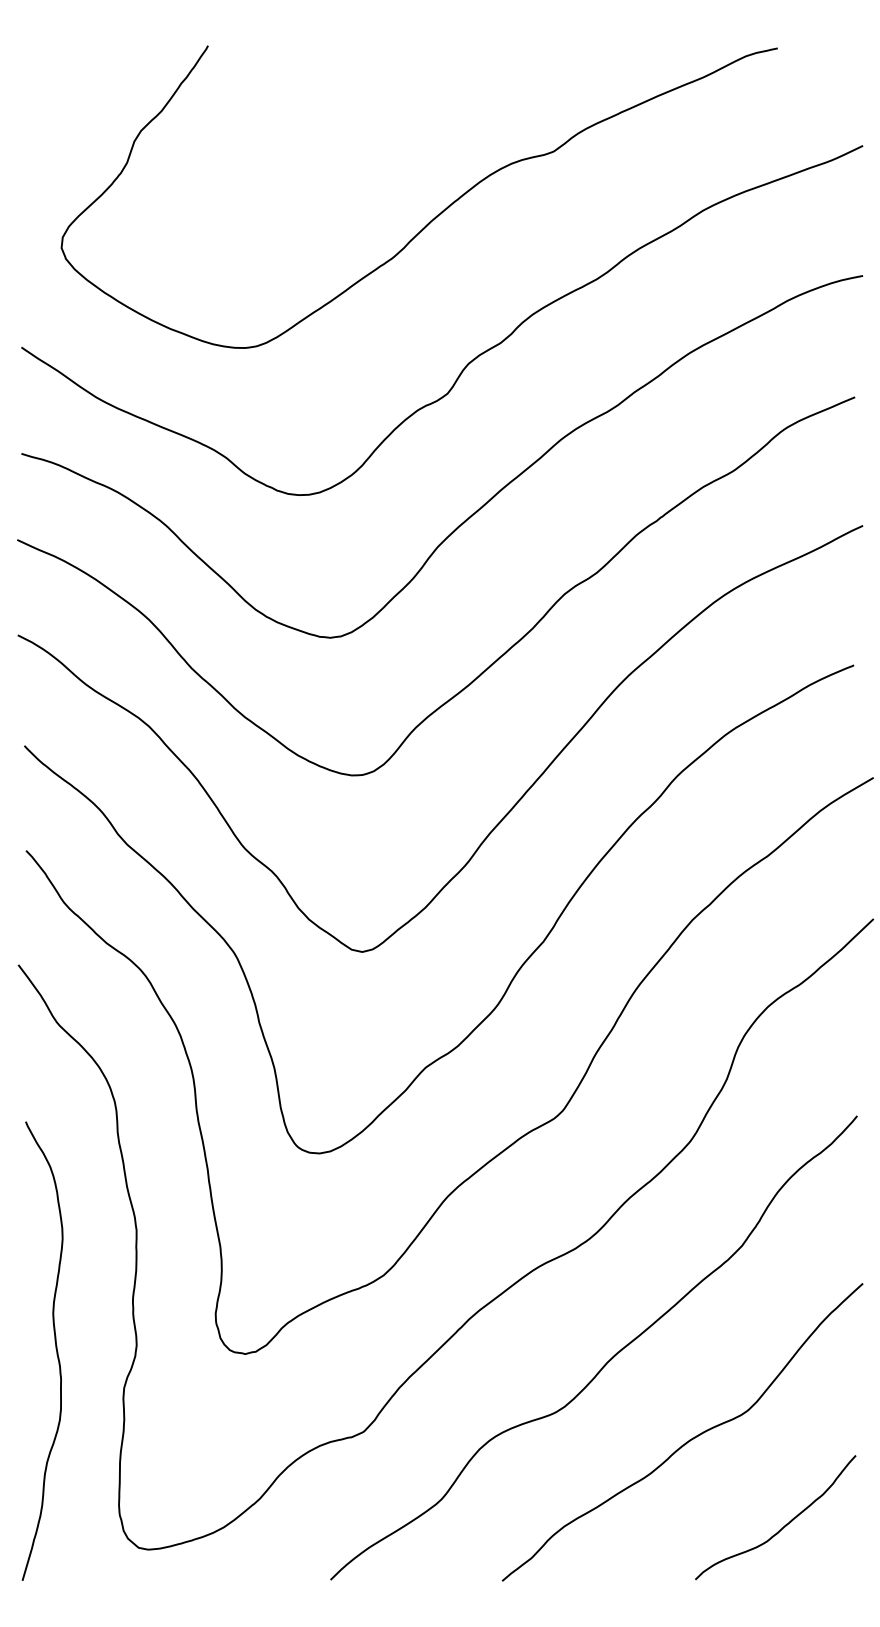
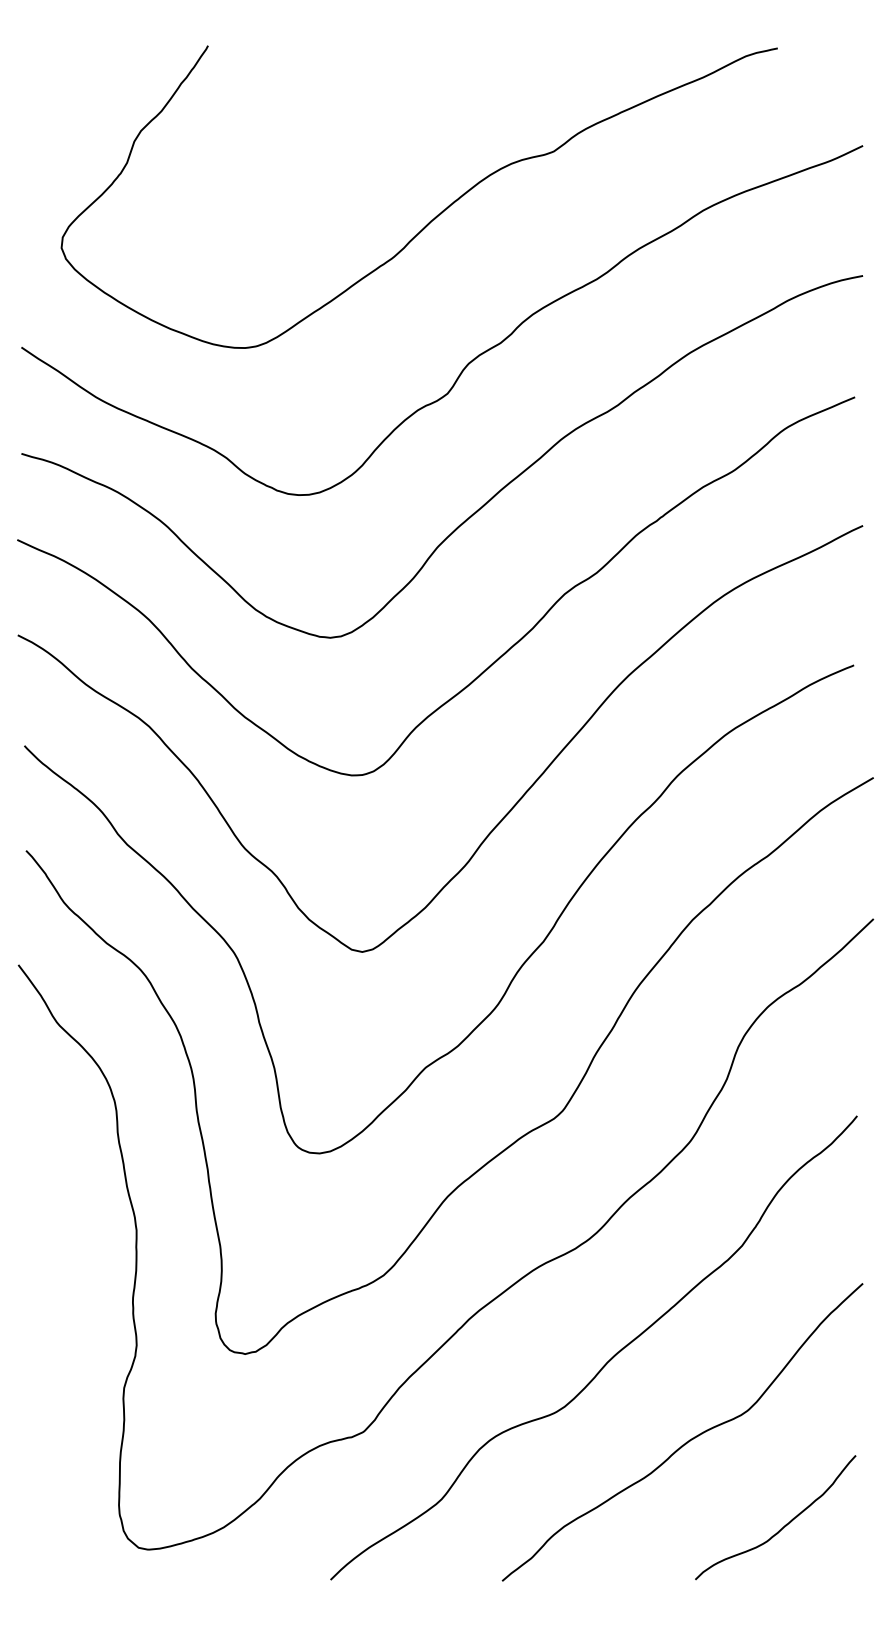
curve: present -> none (55, 1349)
